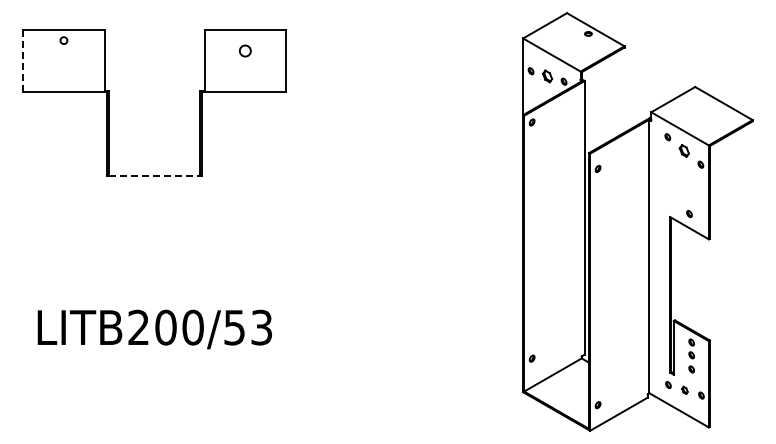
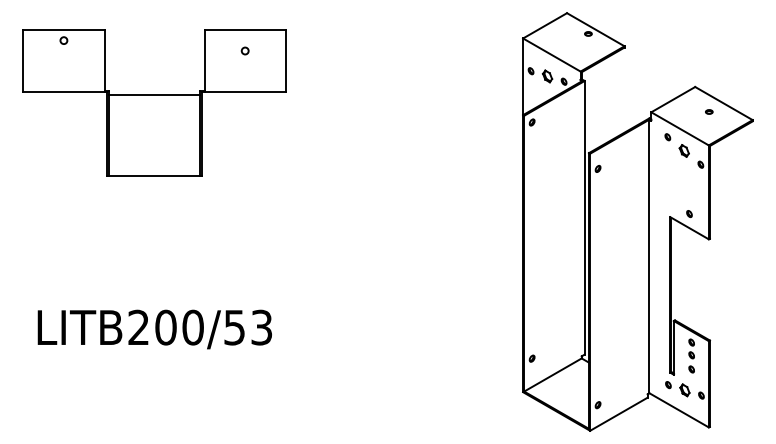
circle size: 13x14 px -> 10x10 px (244, 50)
line: dashed -> solid (23, 60)
line: none -> present (154, 94)
part: none -> present (709, 111)
line: dashed -> solid (154, 176)
part size: 8x10 px -> 12x15 px (684, 390)
